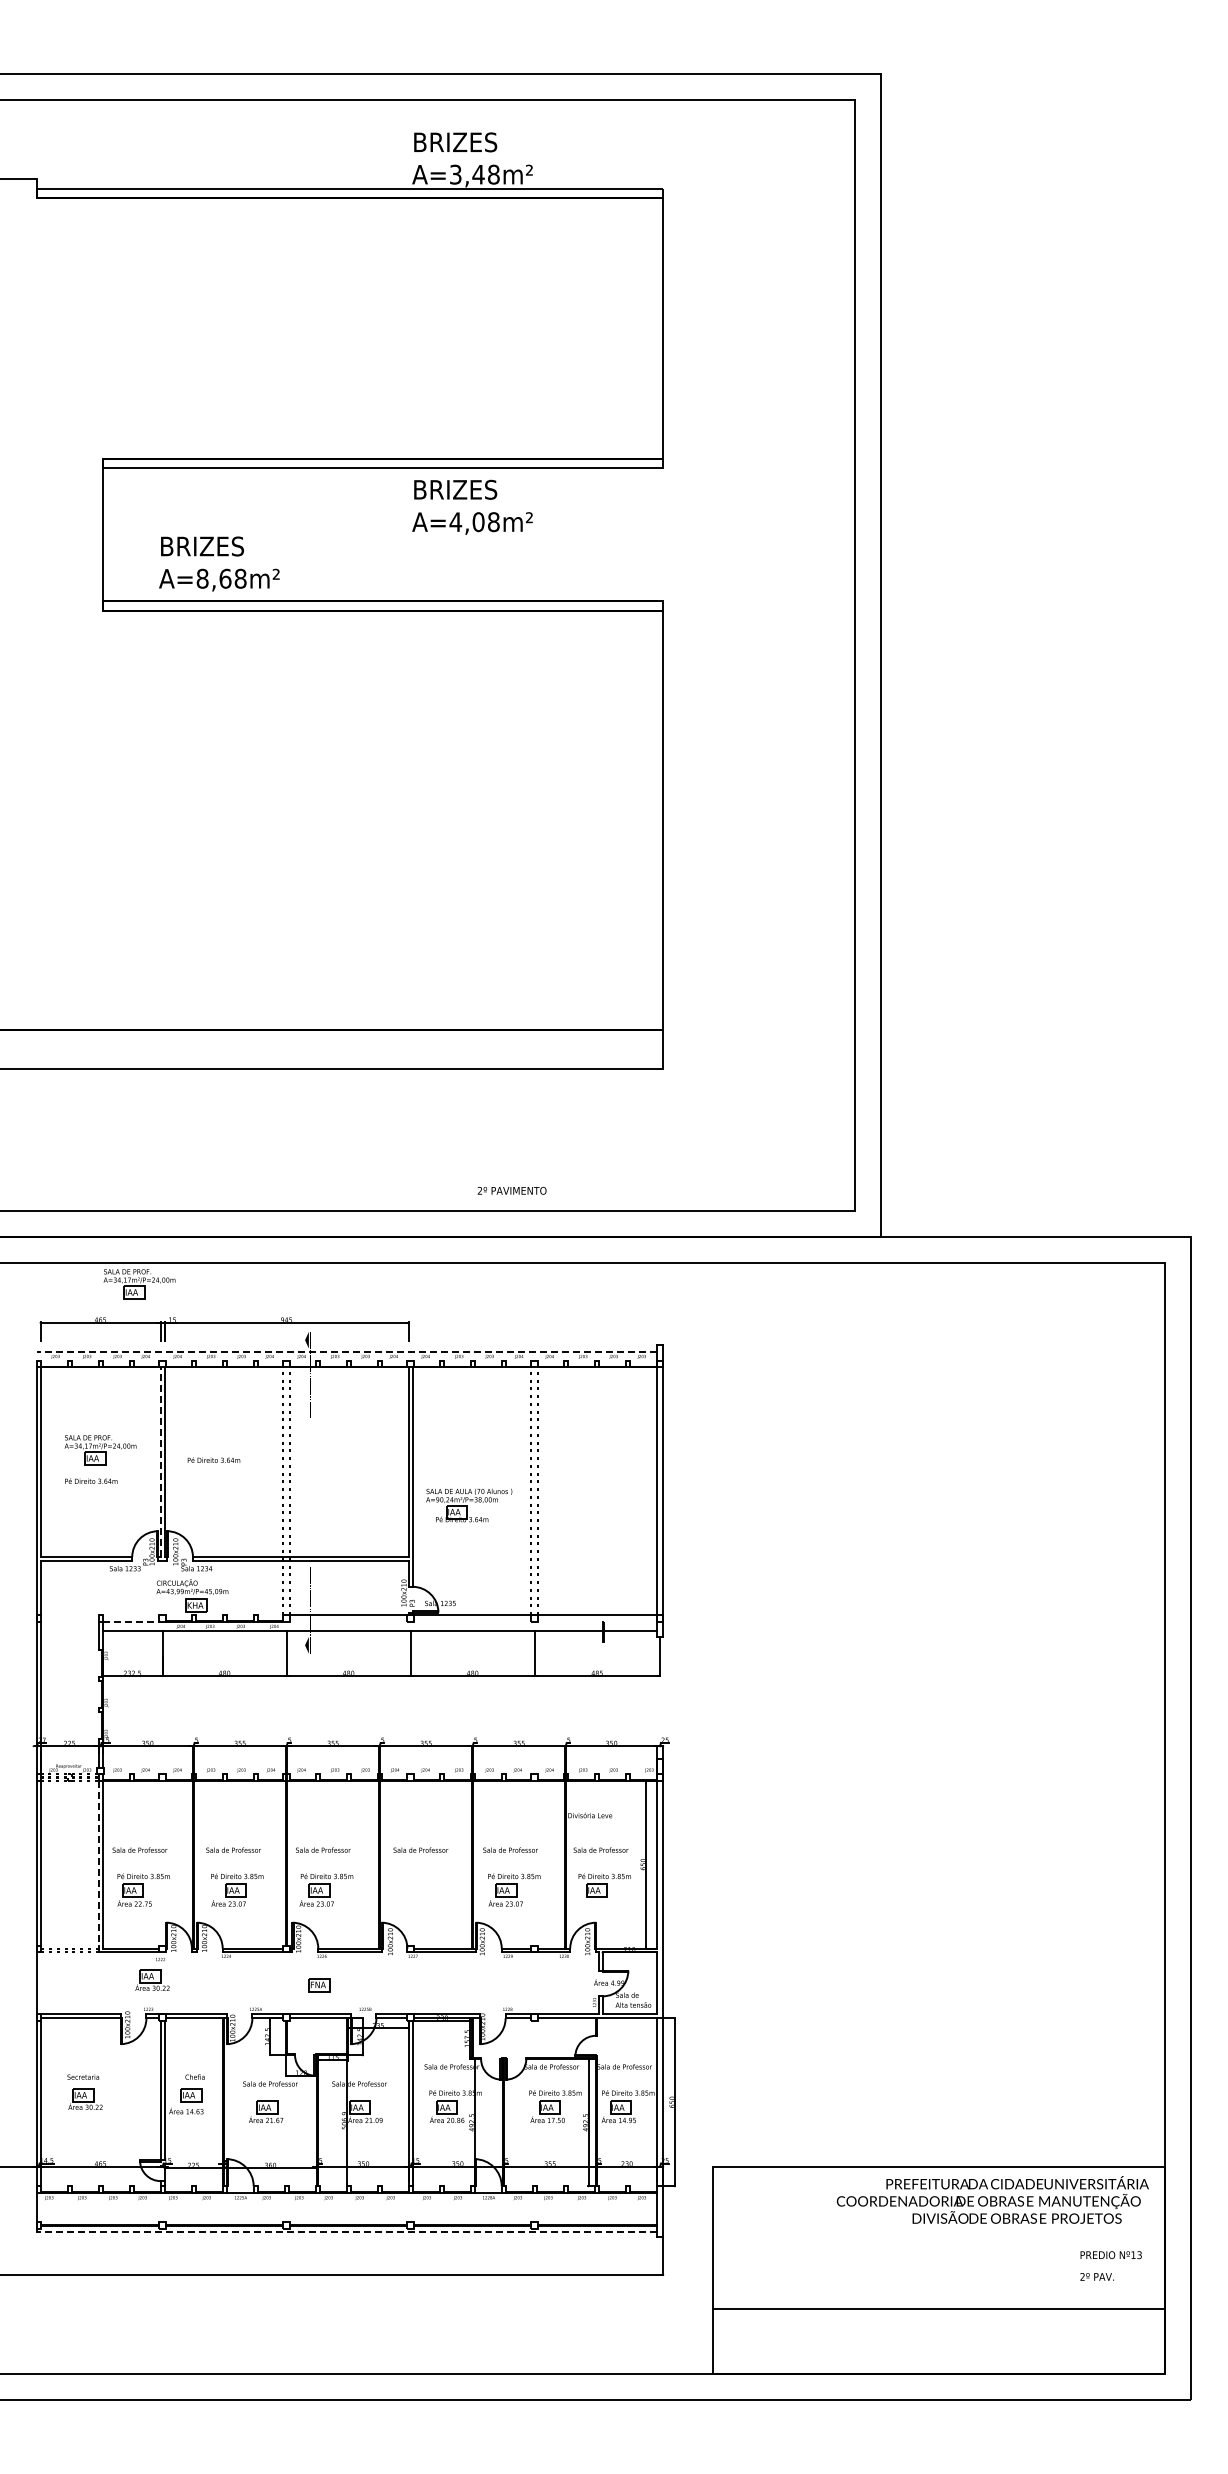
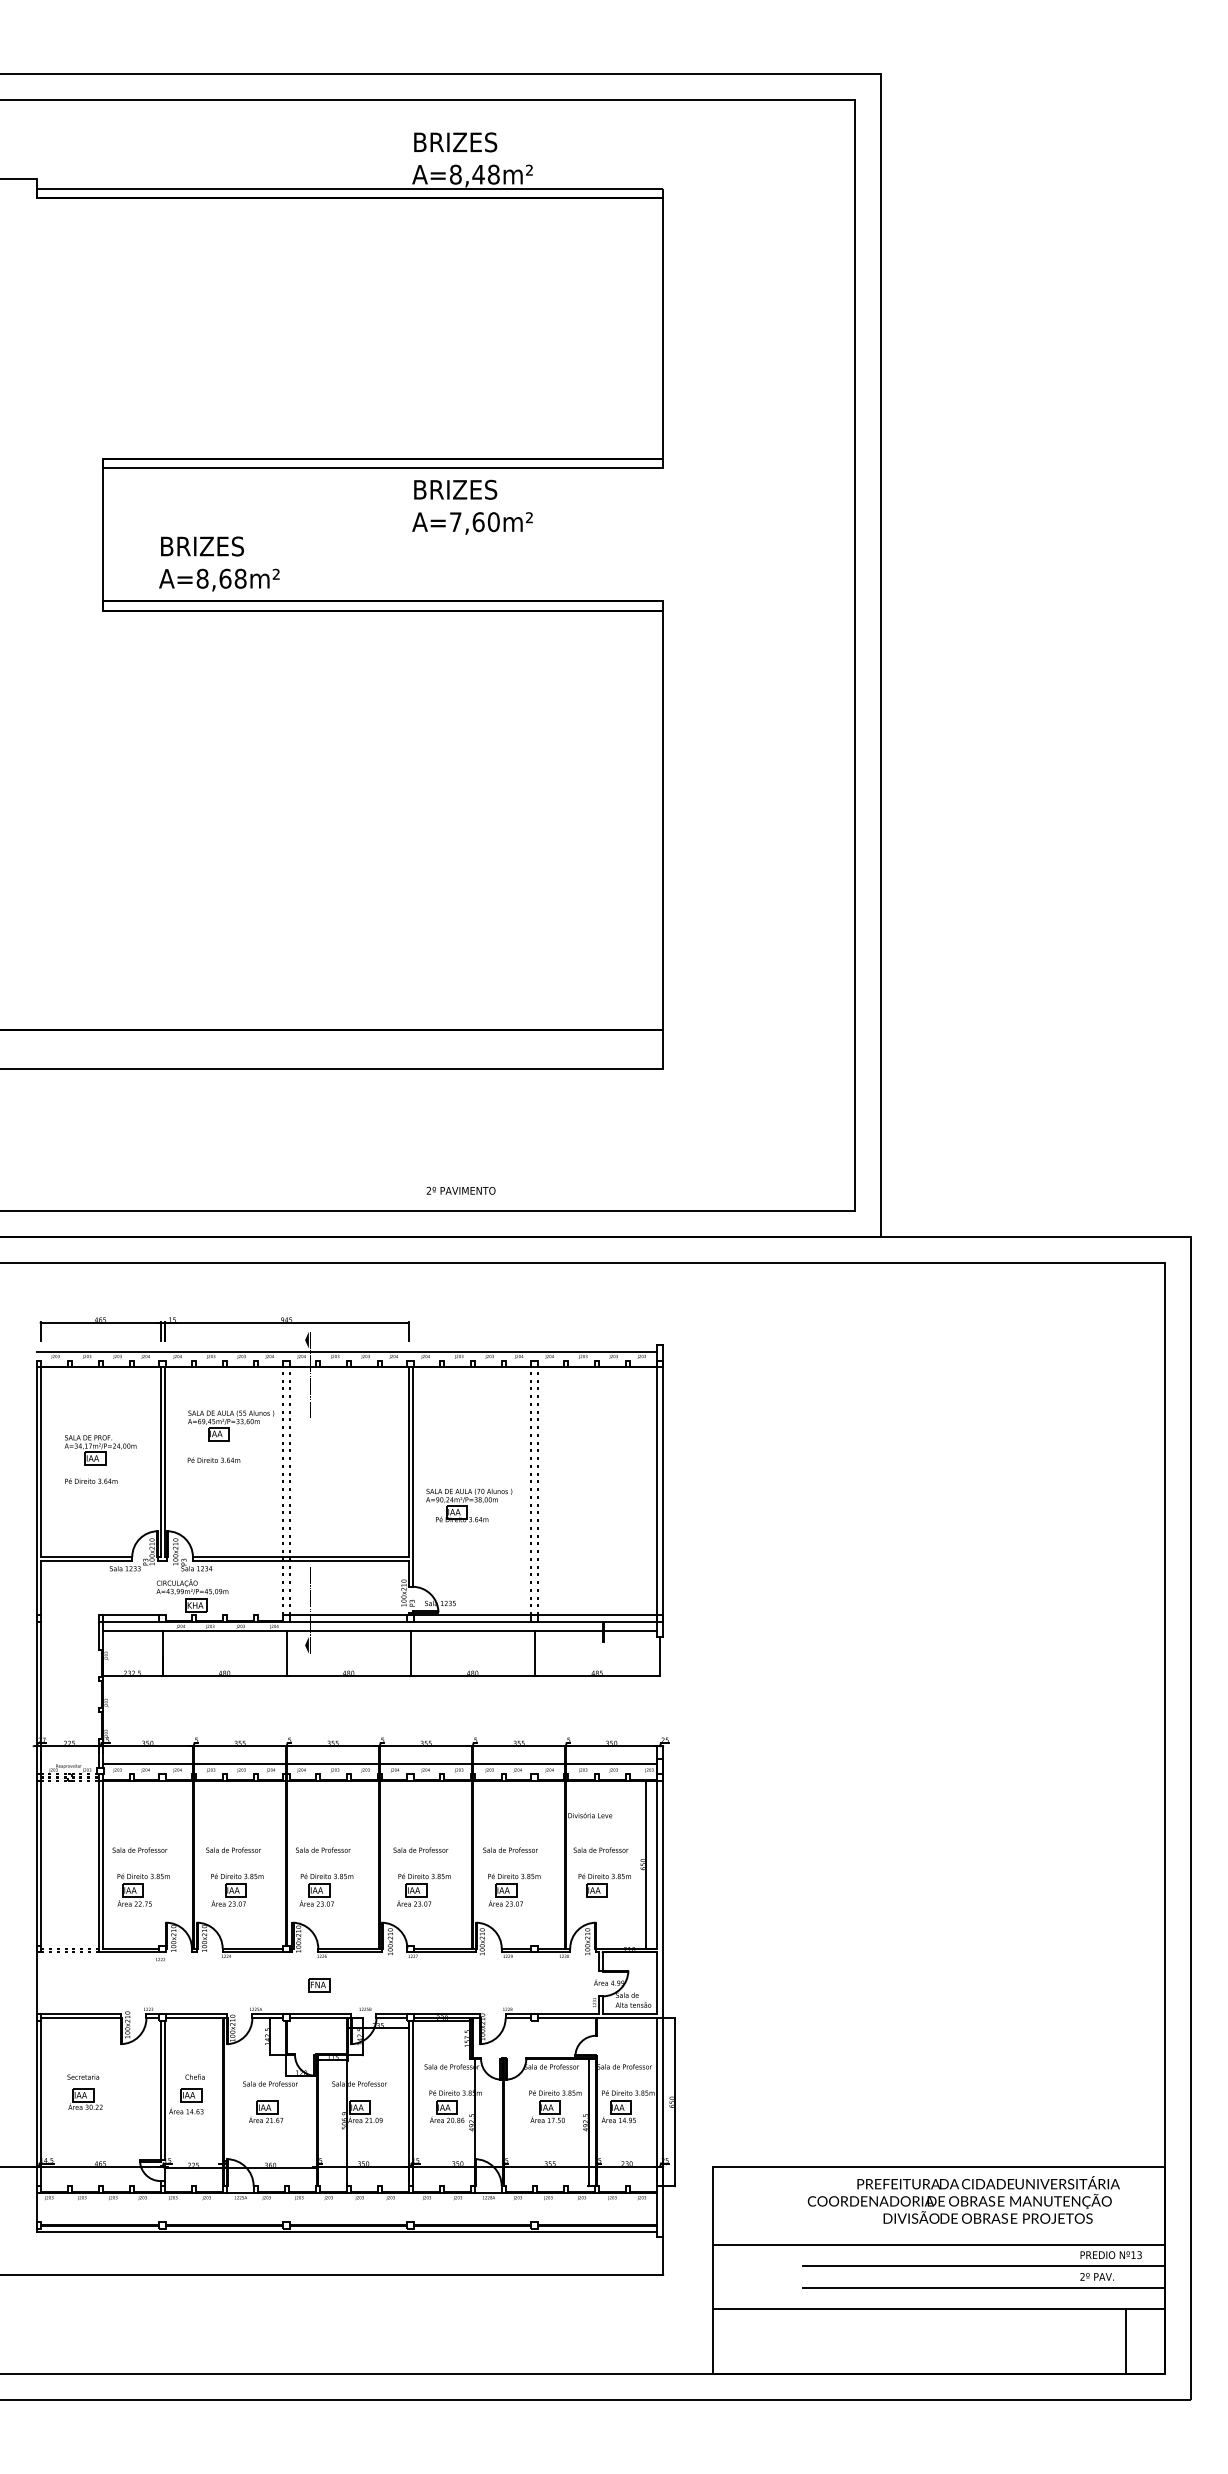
text: A=3,48m² -> A=8,48m² (455, 174)
text: A=4,08m² -> A=7,60m² (474, 521)
text position: (511, 1190) -> (460, 1190) (460, 1190)
part: present -> none (139, 1284)
line: dashed -> solid (346, 1351)
part: none -> present (231, 1425)
line: dashed -> solid (160, 1462)
line: none -> present (130, 1615)
line: dashed -> solid (131, 1621)
line: none -> present (472, 1621)
line: none -> present (379, 1763)
line: dashed -> solid (98, 1863)
part: none -> present (423, 1889)
part: present -> none (152, 1979)
text position: (992, 2199) -> (963, 2199) (963, 2199)
line: dashed -> solid (347, 2231)
line: none -> present (938, 2244)
line: none -> present (984, 2266)
line: none -> present (984, 2287)
line: none -> present (1126, 2341)
